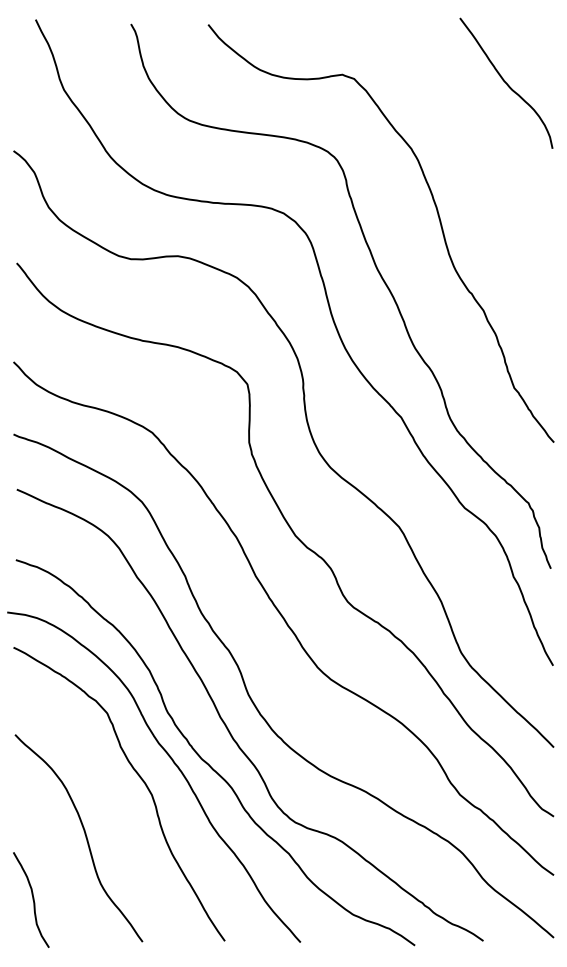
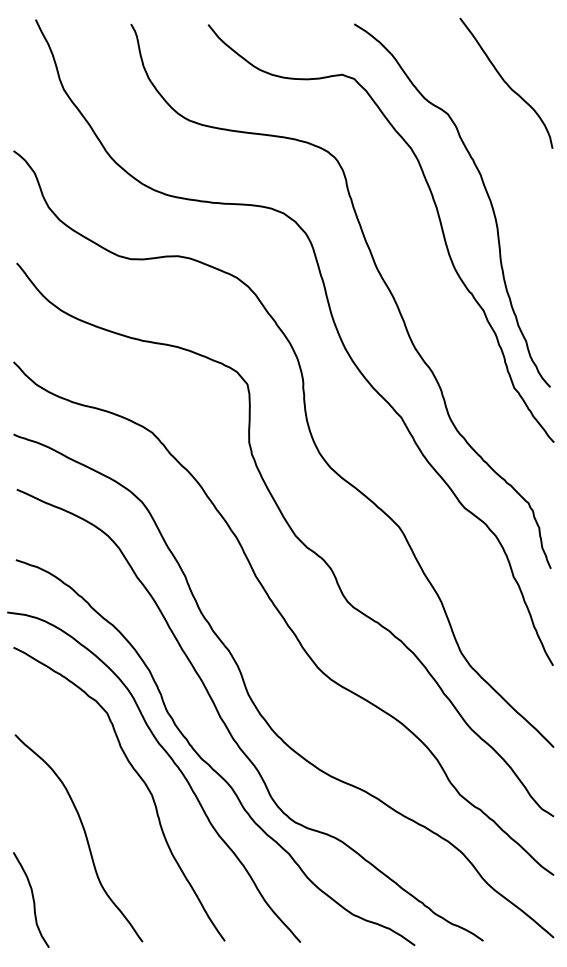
curve: none -> present (486, 194)
